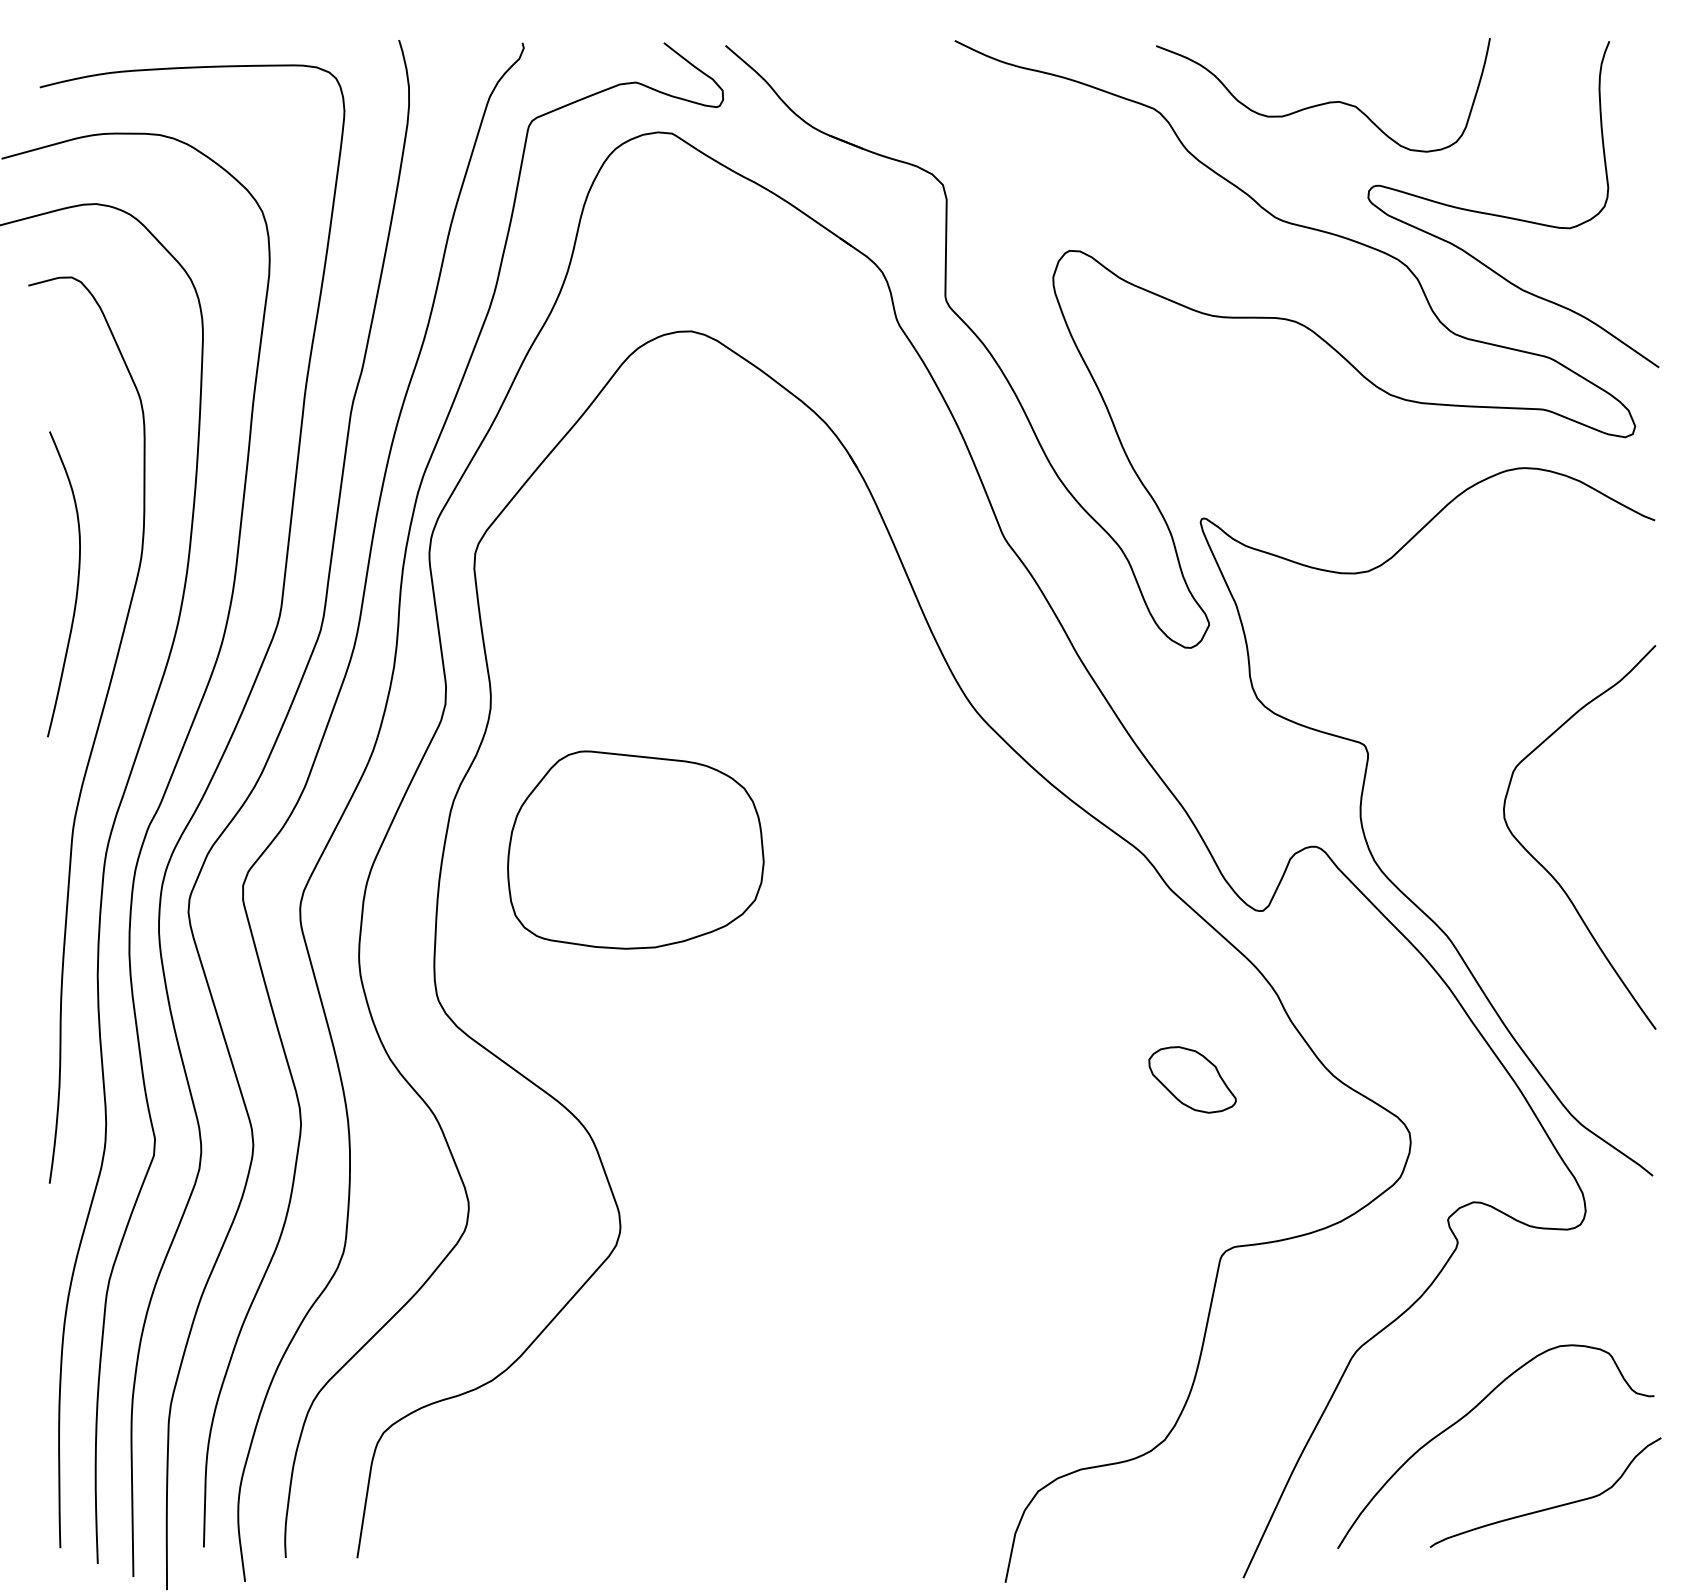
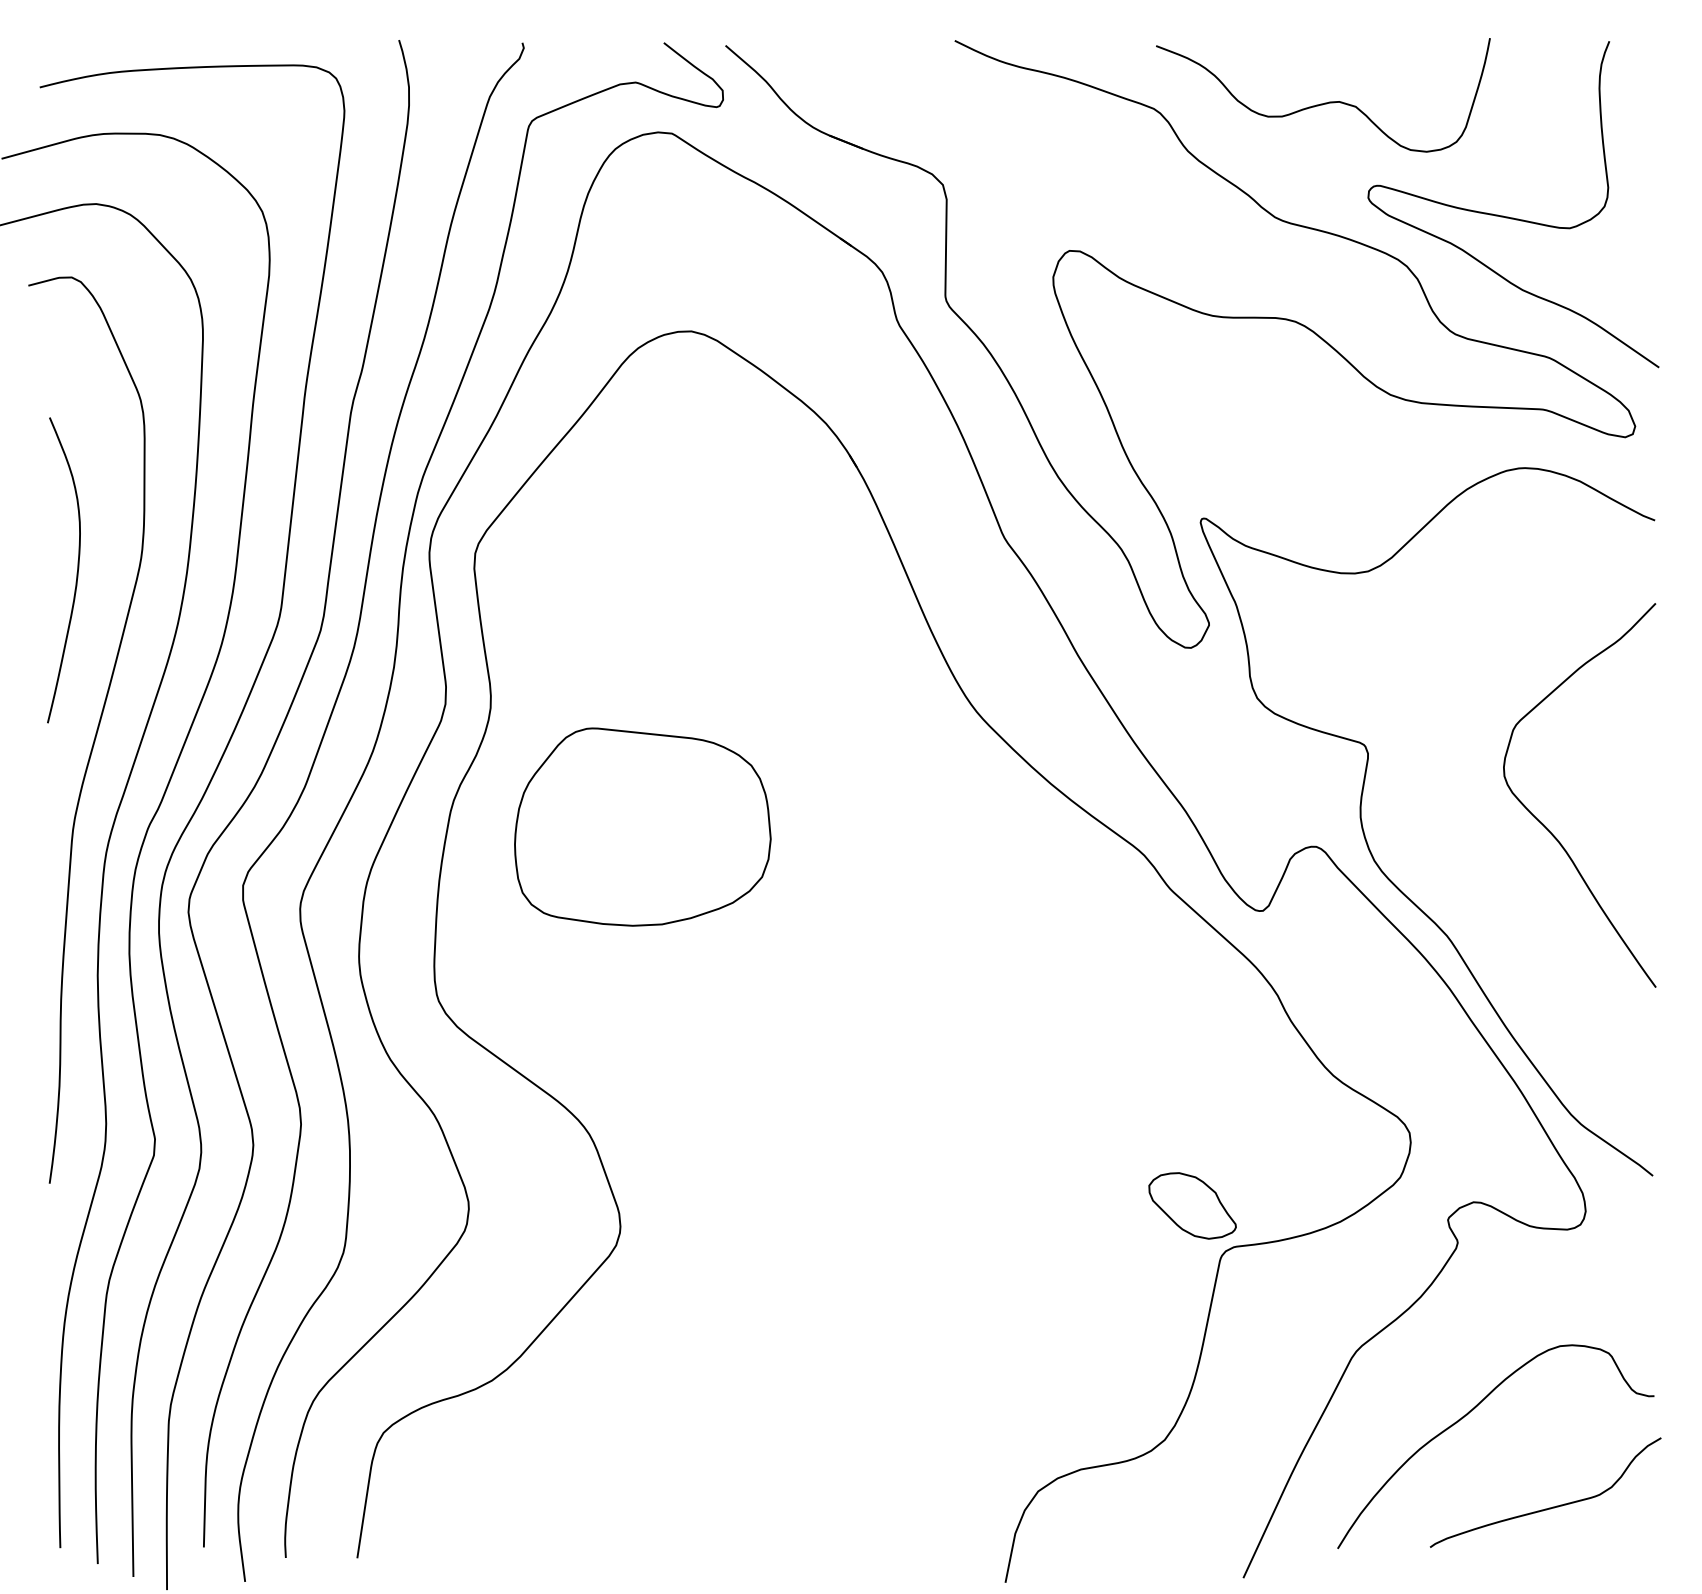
curve position: (76, 586) -> (76, 572) (76, 572)
part position: (635, 849) -> (642, 826) (642, 826)
curve position: (1546, 868) -> (1546, 826) (1546, 826)
part position: (1192, 1079) -> (1192, 1205) (1192, 1205)
